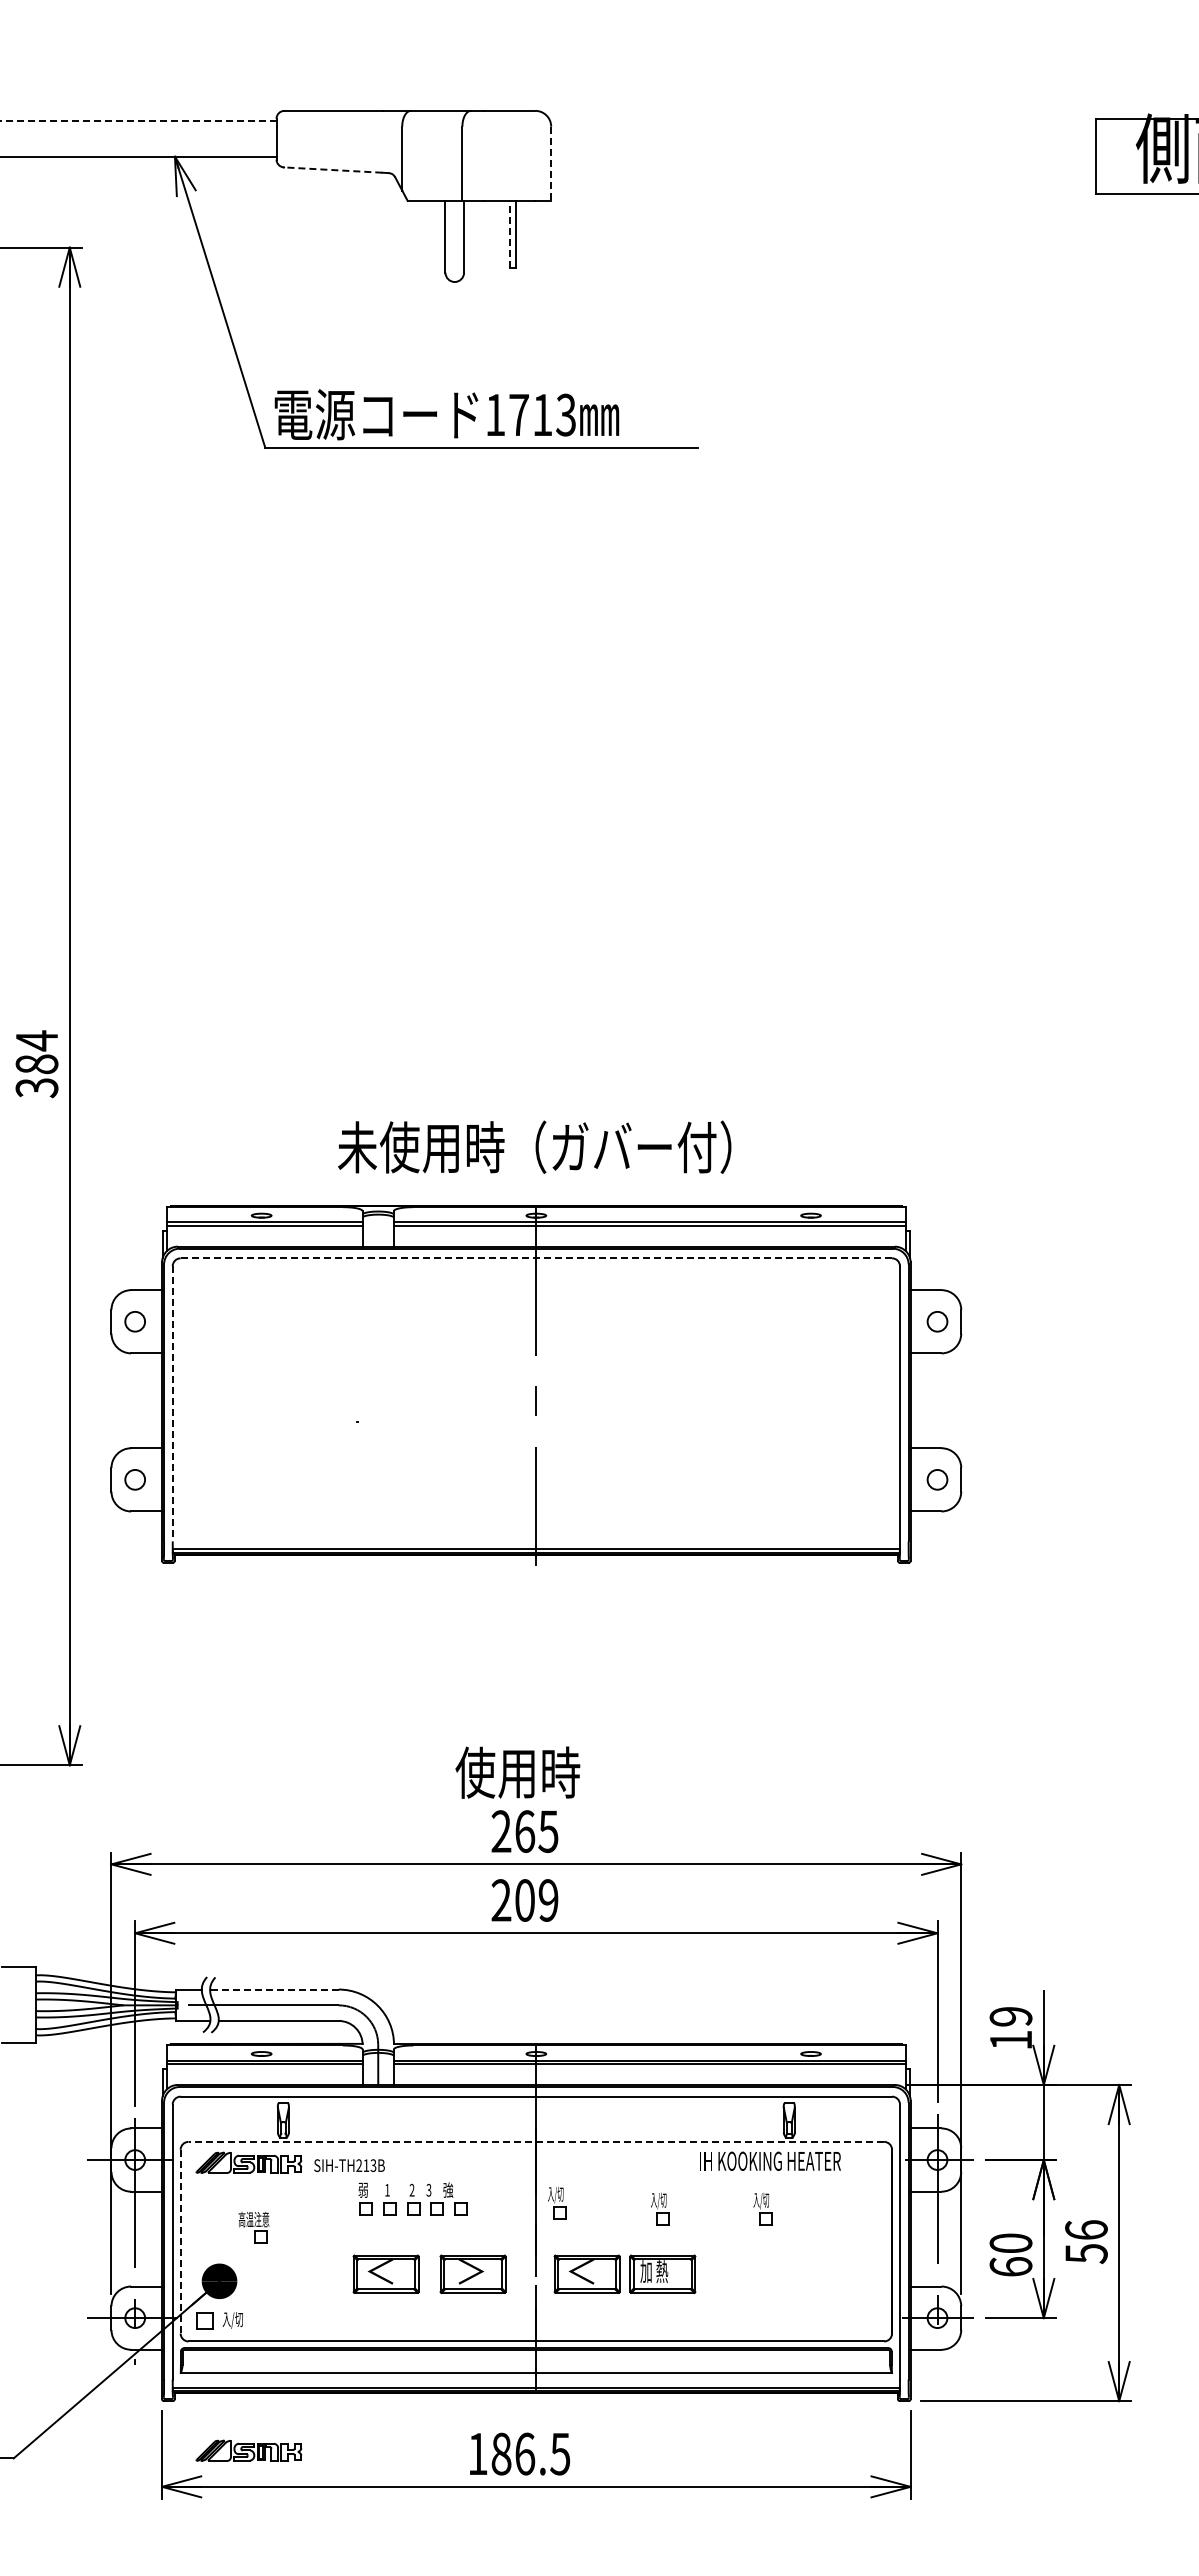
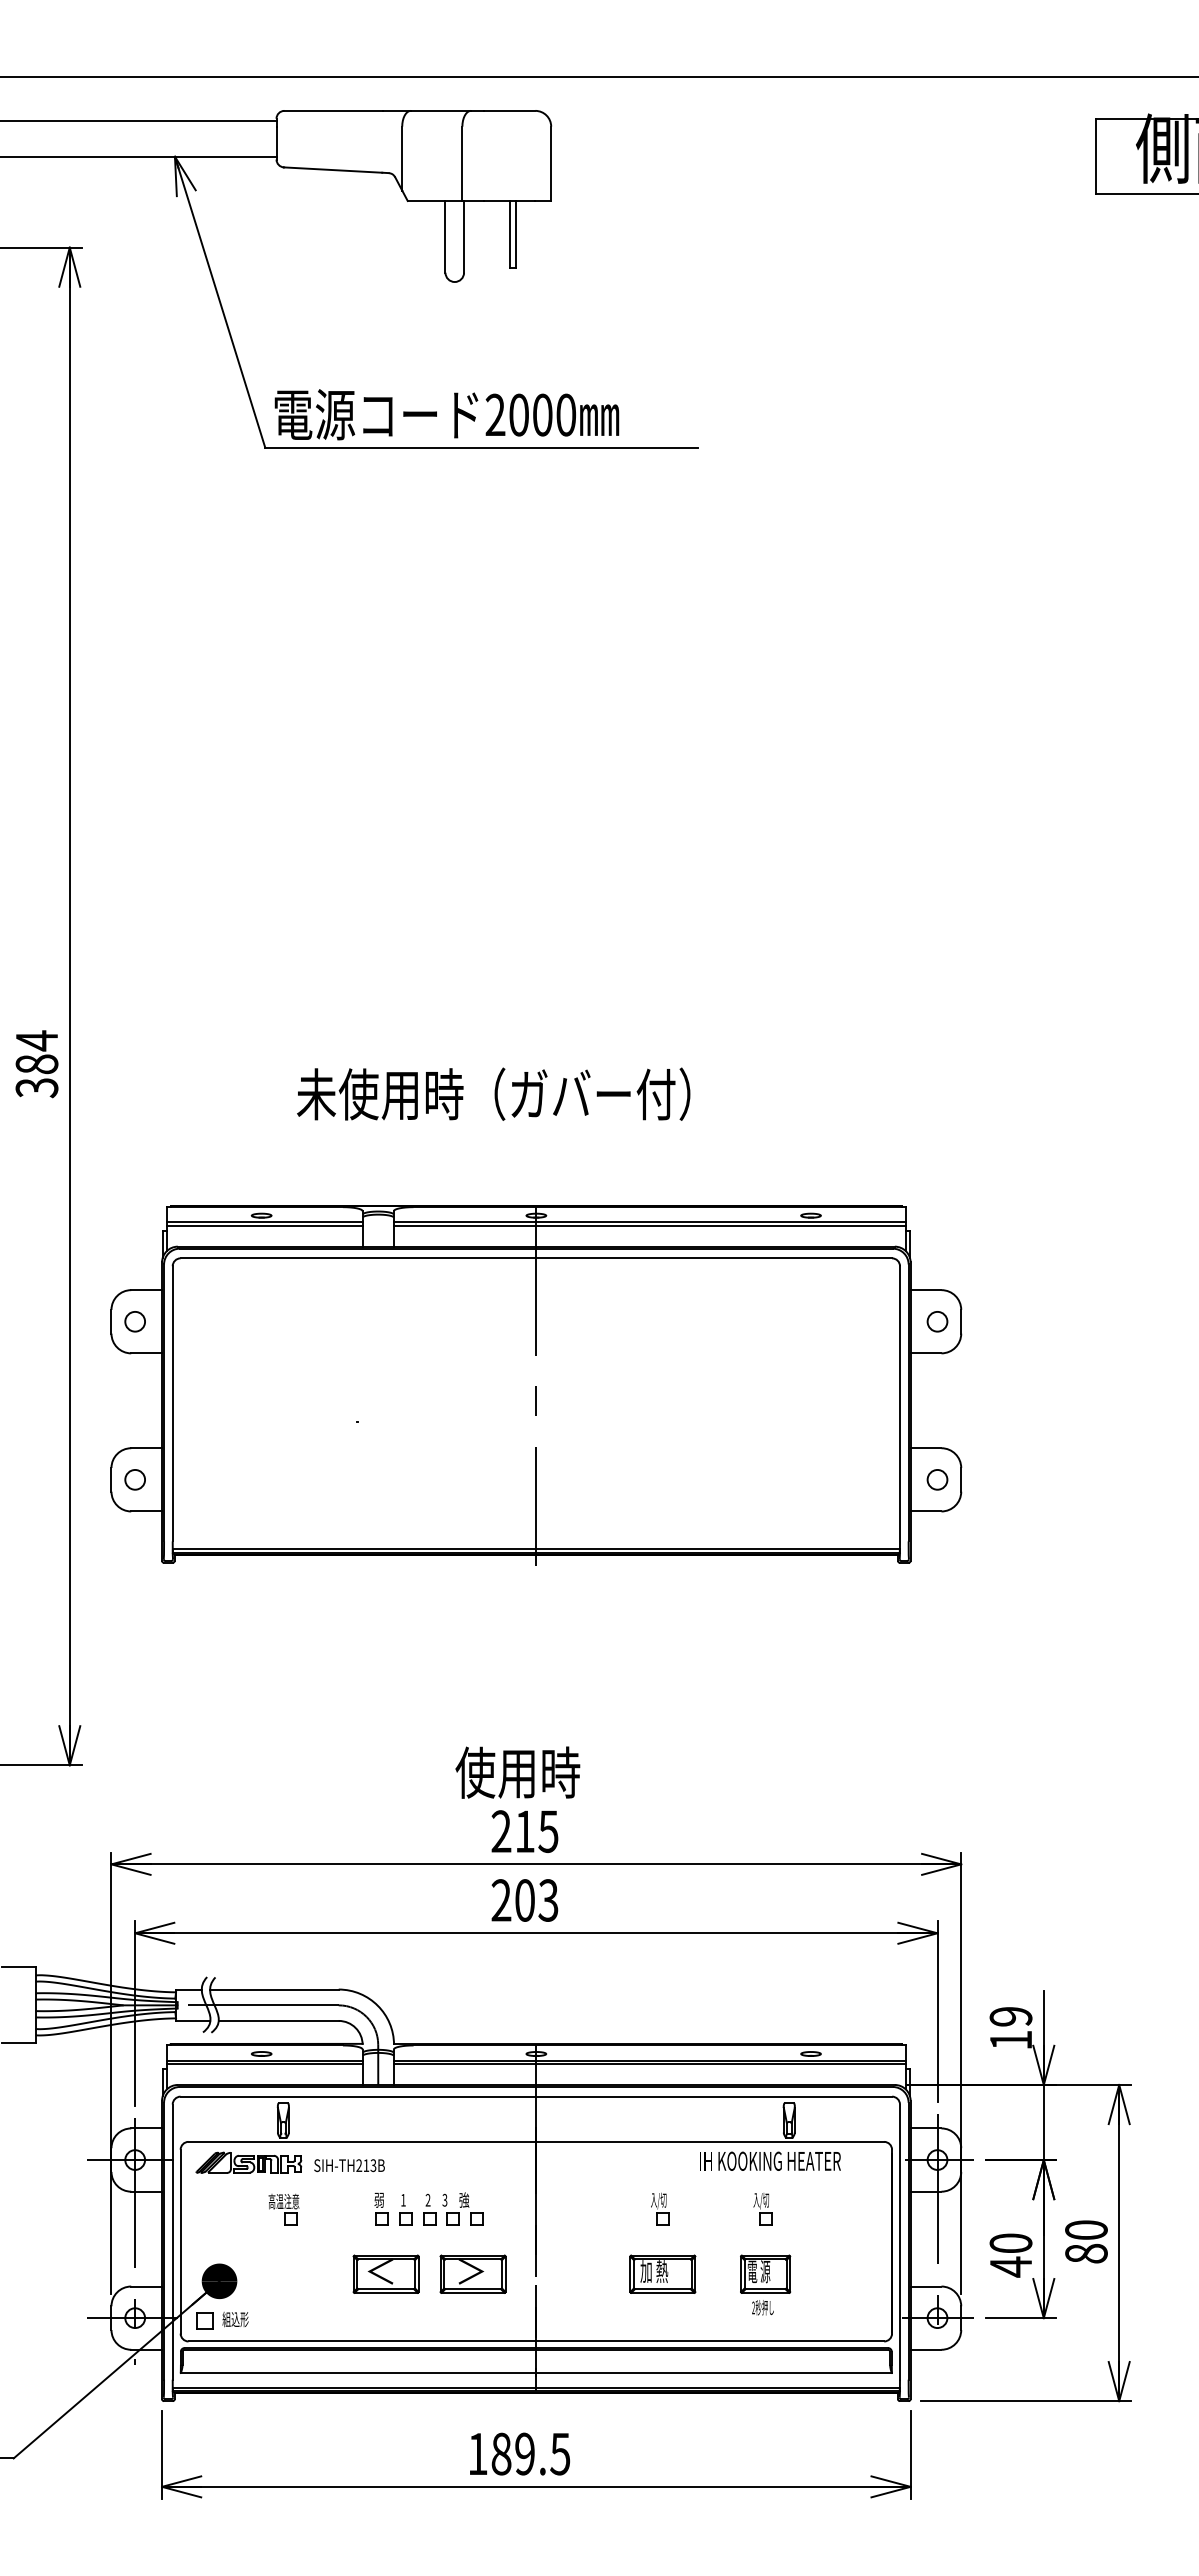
line: none -> present (598, 77)
line: dashed -> solid (138, 121)
line: dashed -> solid (551, 164)
line: dashed -> solid (332, 170)
line: dashed -> solid (510, 234)
text: 1713 -> 2000 (530, 414)
text position: (534, 1146) -> (493, 1093) (493, 1093)
line: dashed -> solid (536, 1258)
line: dashed -> solid (172, 1403)
text: 265 -> 215 (525, 1831)
text: 209 -> 203 (548, 1900)
line: dashed -> solid (273, 1989)
line: dashed -> solid (536, 2141)
part position: (412, 2198) -> (428, 2208) (428, 2208)
part: present -> none (557, 2202)
part position: (253, 2227) -> (283, 2209) (283, 2209)
line: dashed -> solid (180, 2241)
text: 56 -> 80 (1086, 2242)
text: 60 -> 40 (1010, 2266)
part: present -> none (586, 2273)
part: none -> present (765, 2284)
text: 入/切 -> 組込形 (235, 2319)
part: present -> none (248, 2450)
text: 186.5 -> 189.5 (525, 2453)
